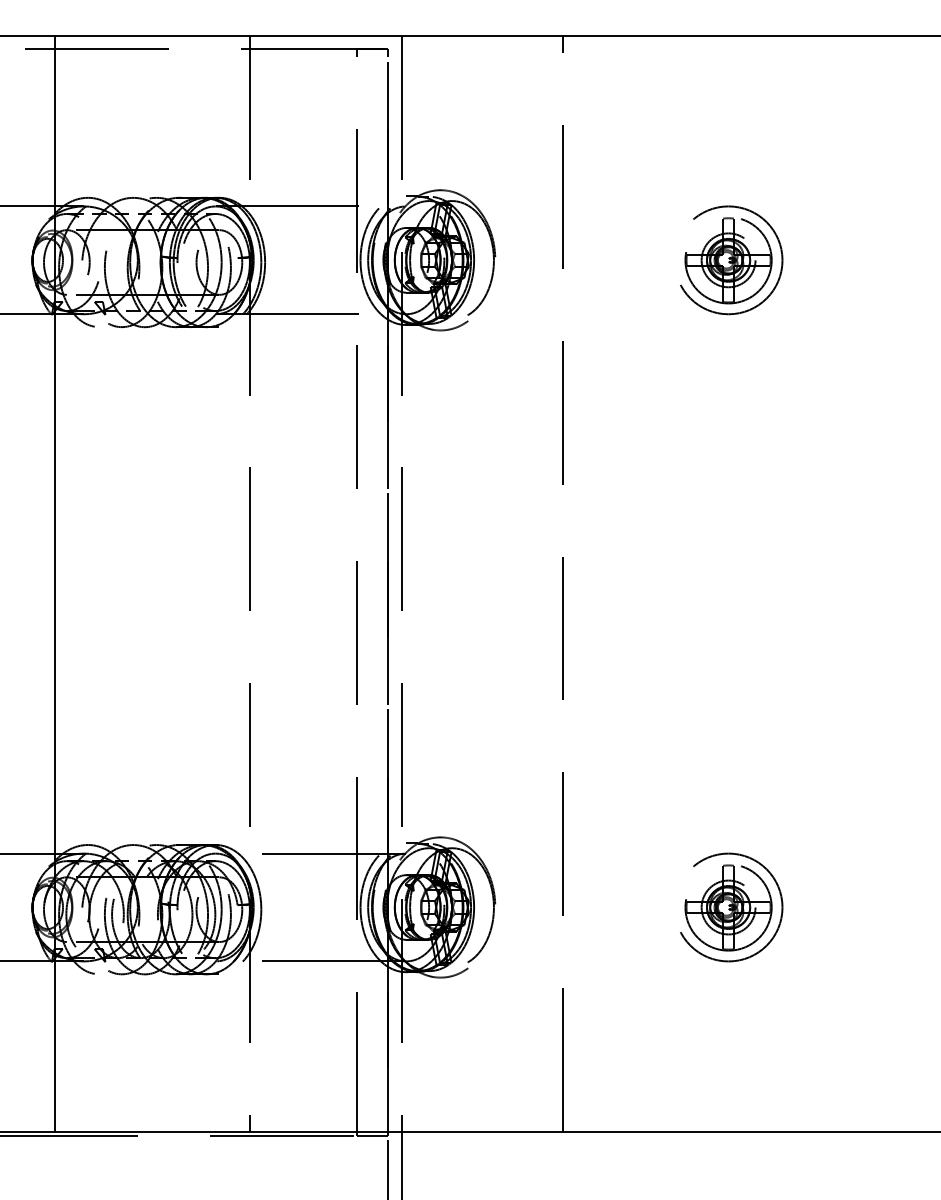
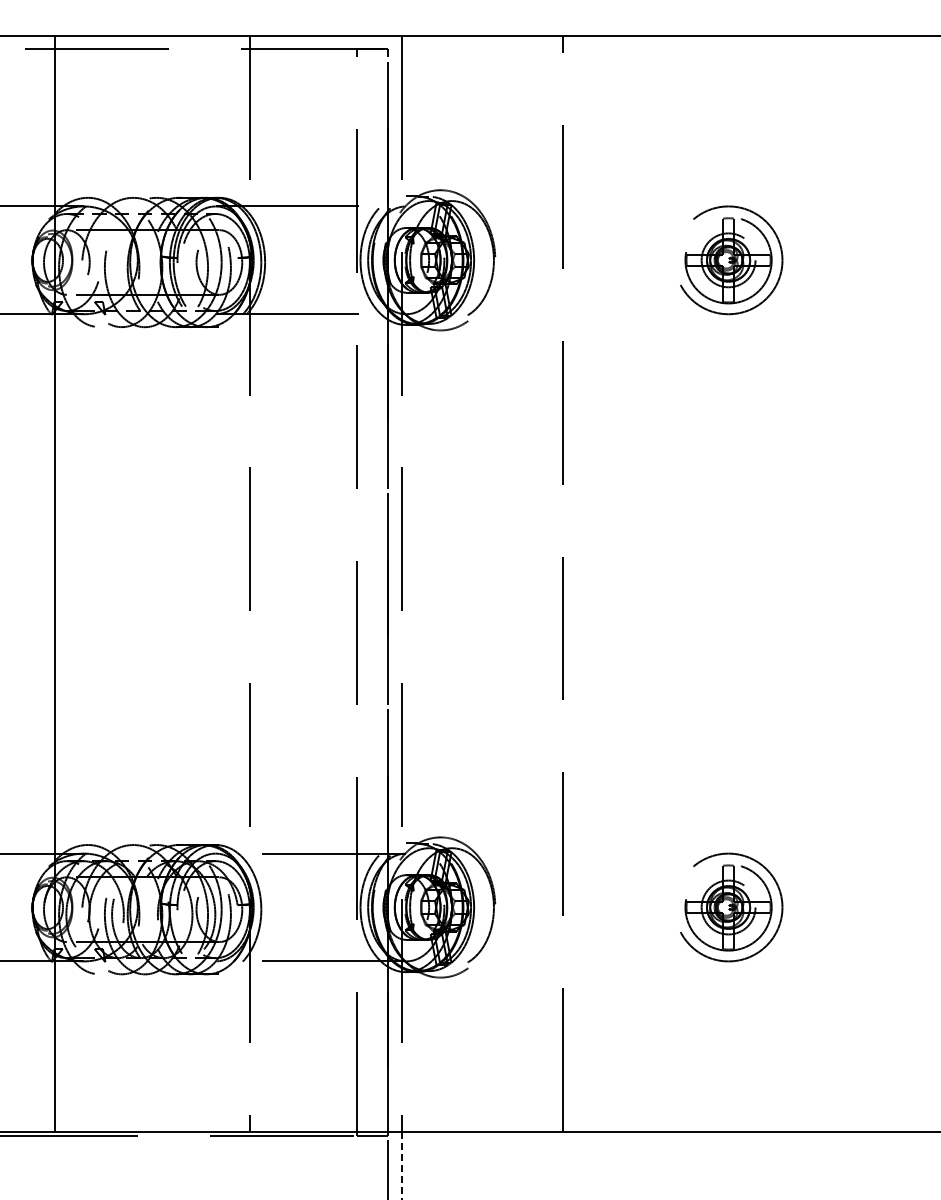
line: solid -> dashed (401, 1166)
